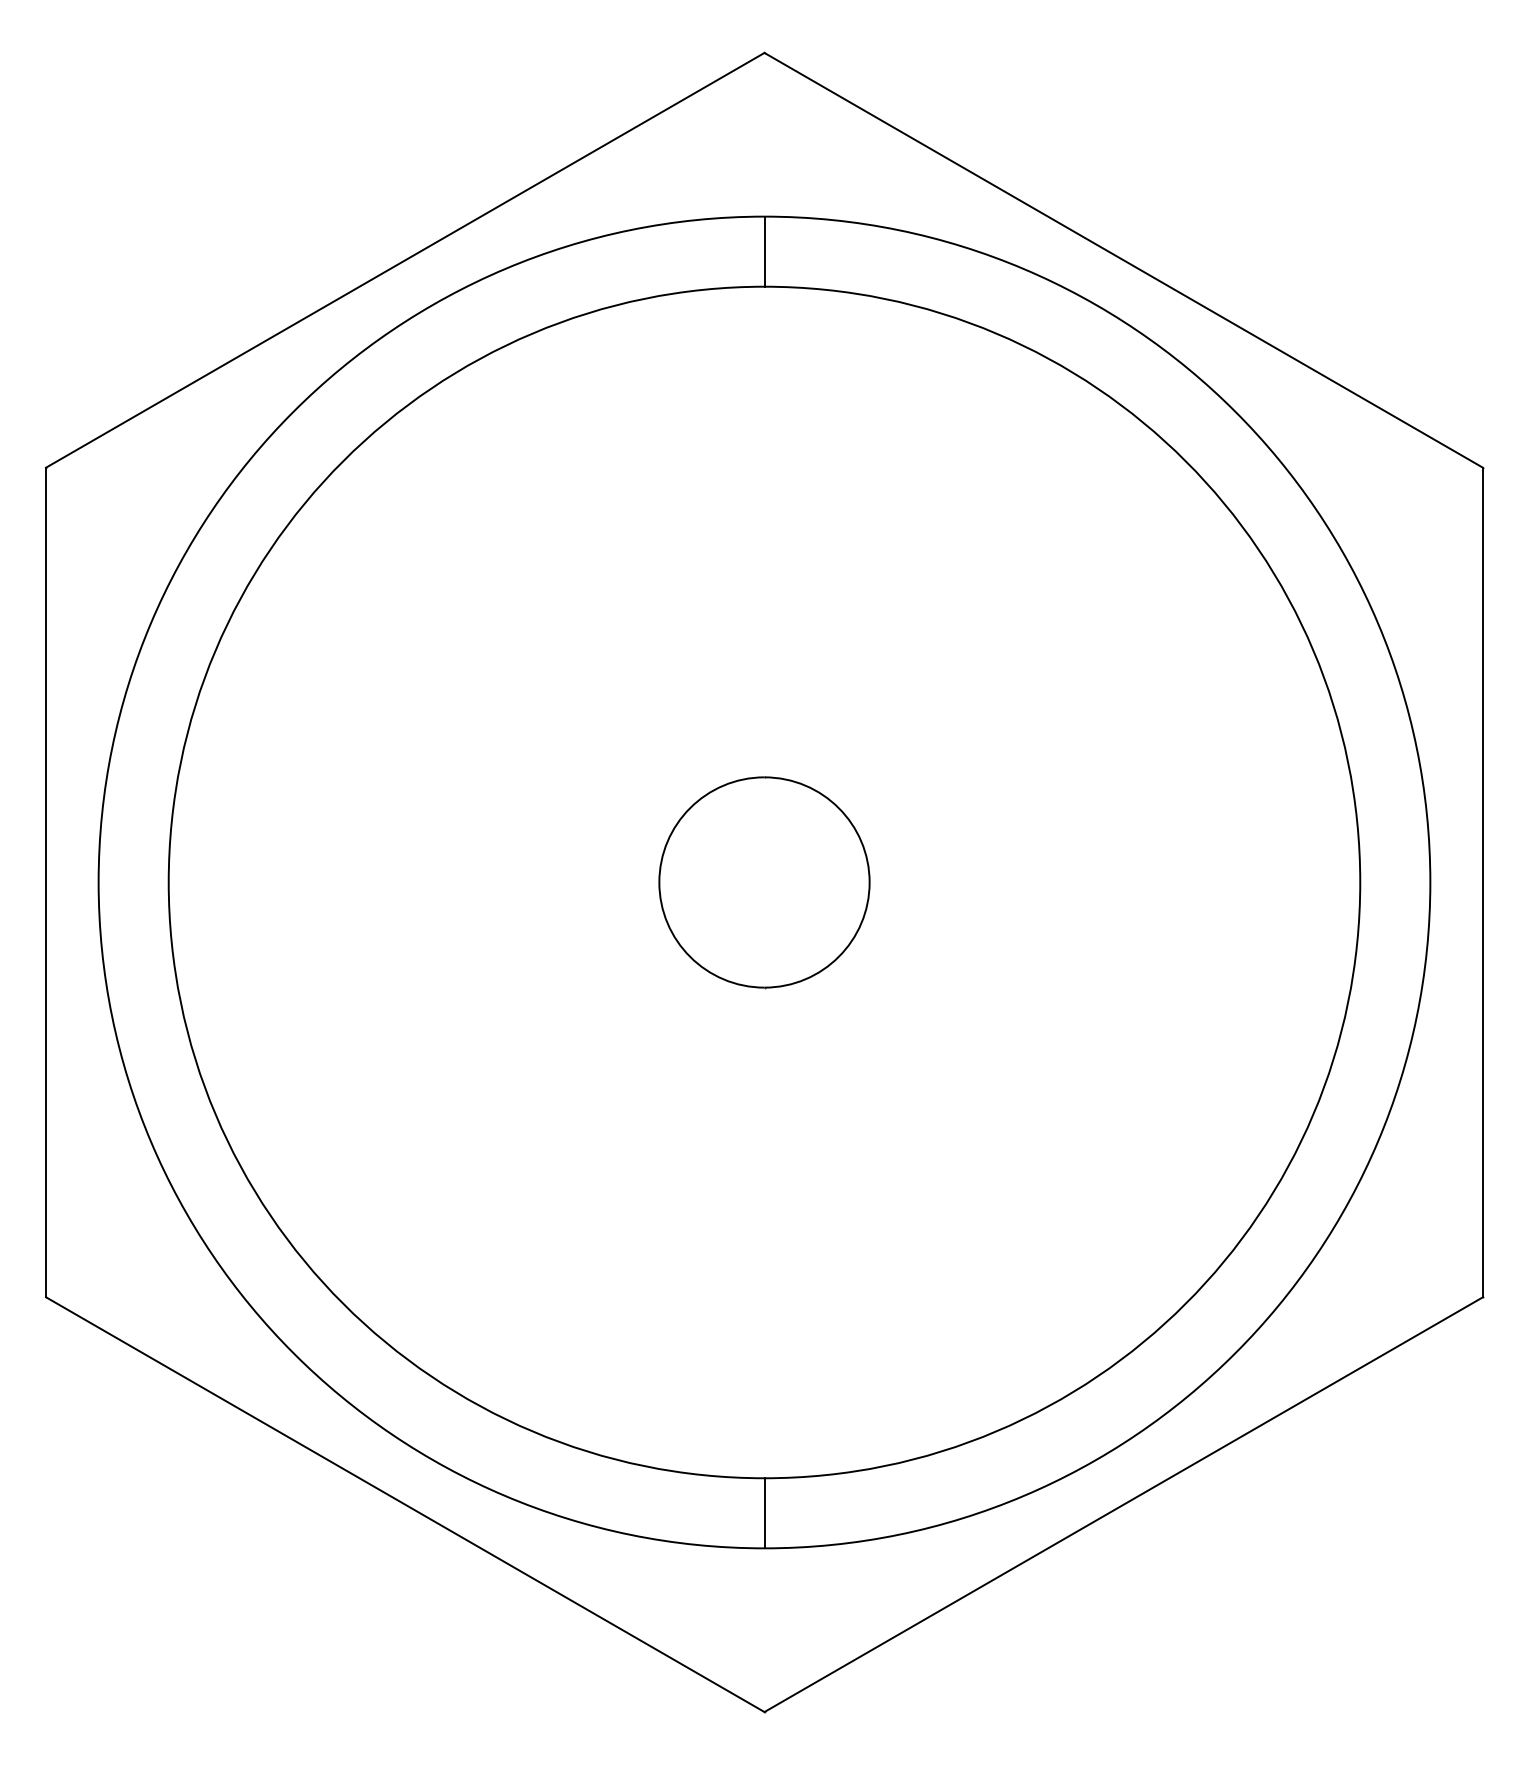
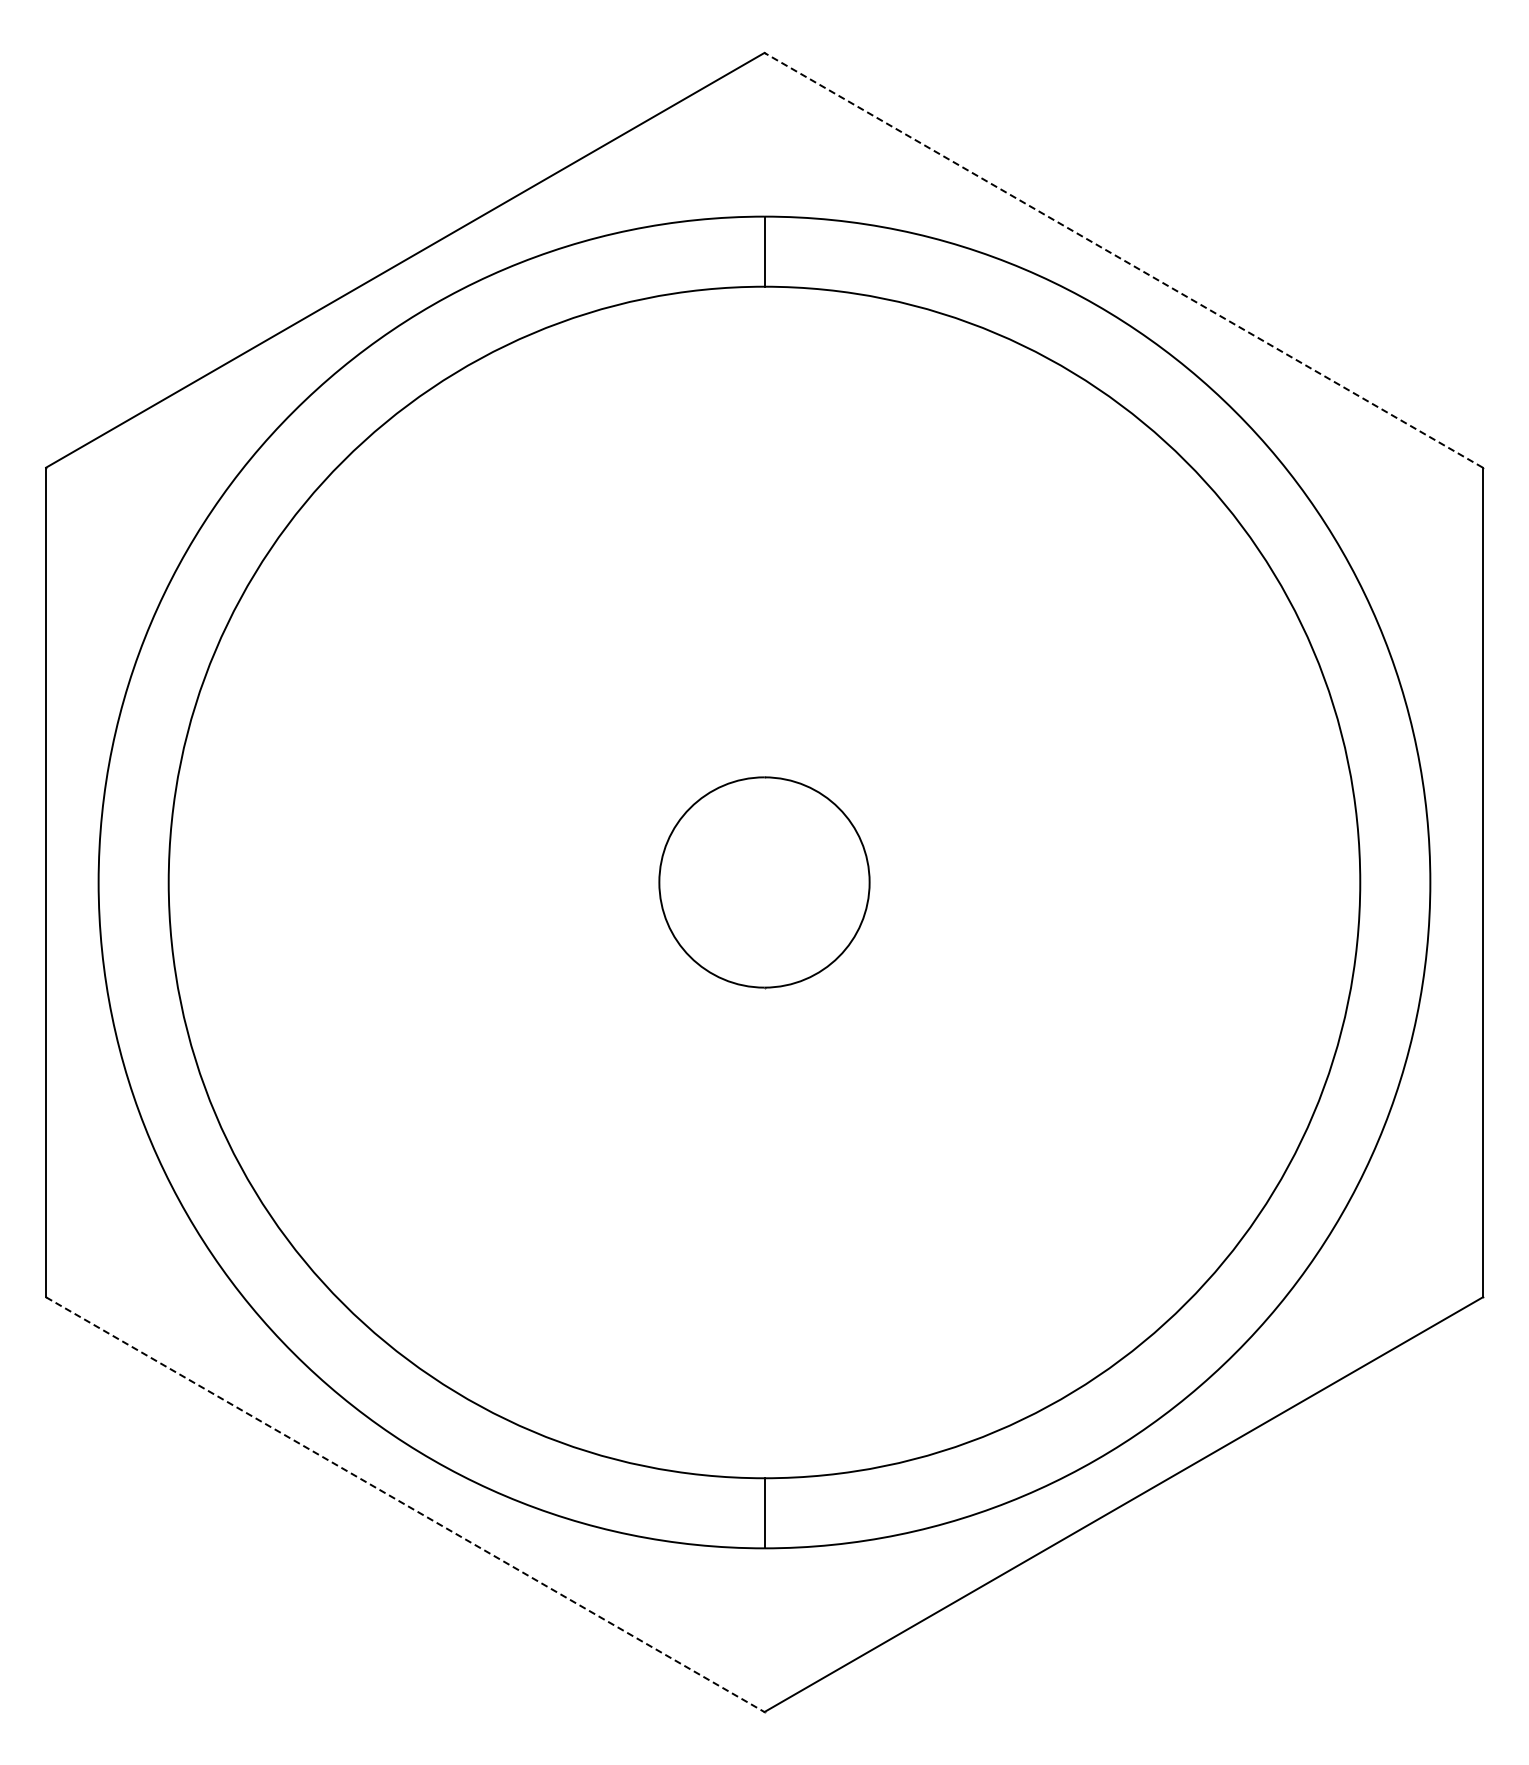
line: solid -> dashed (1123, 260)
line: solid -> dashed (405, 1504)
